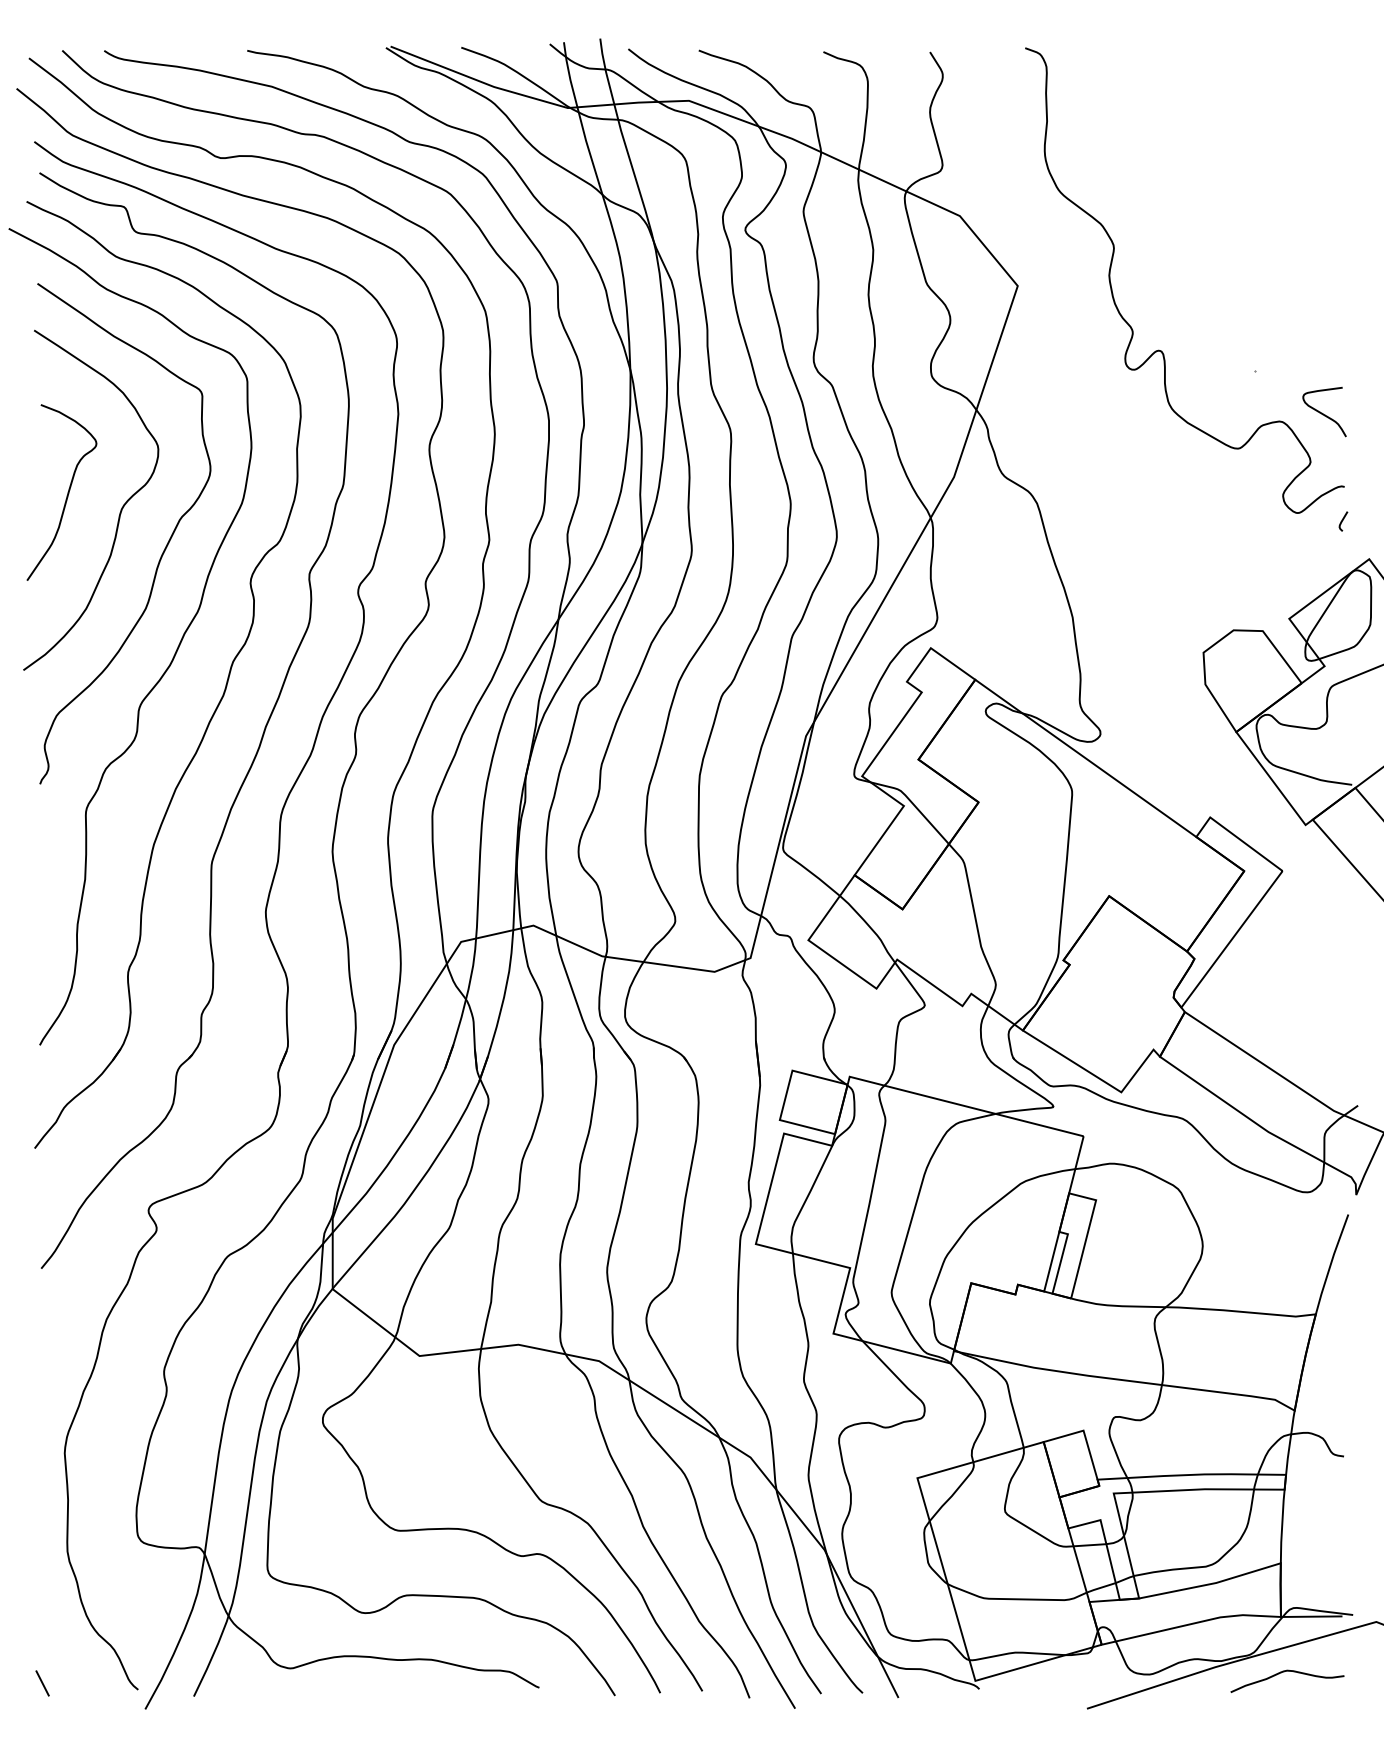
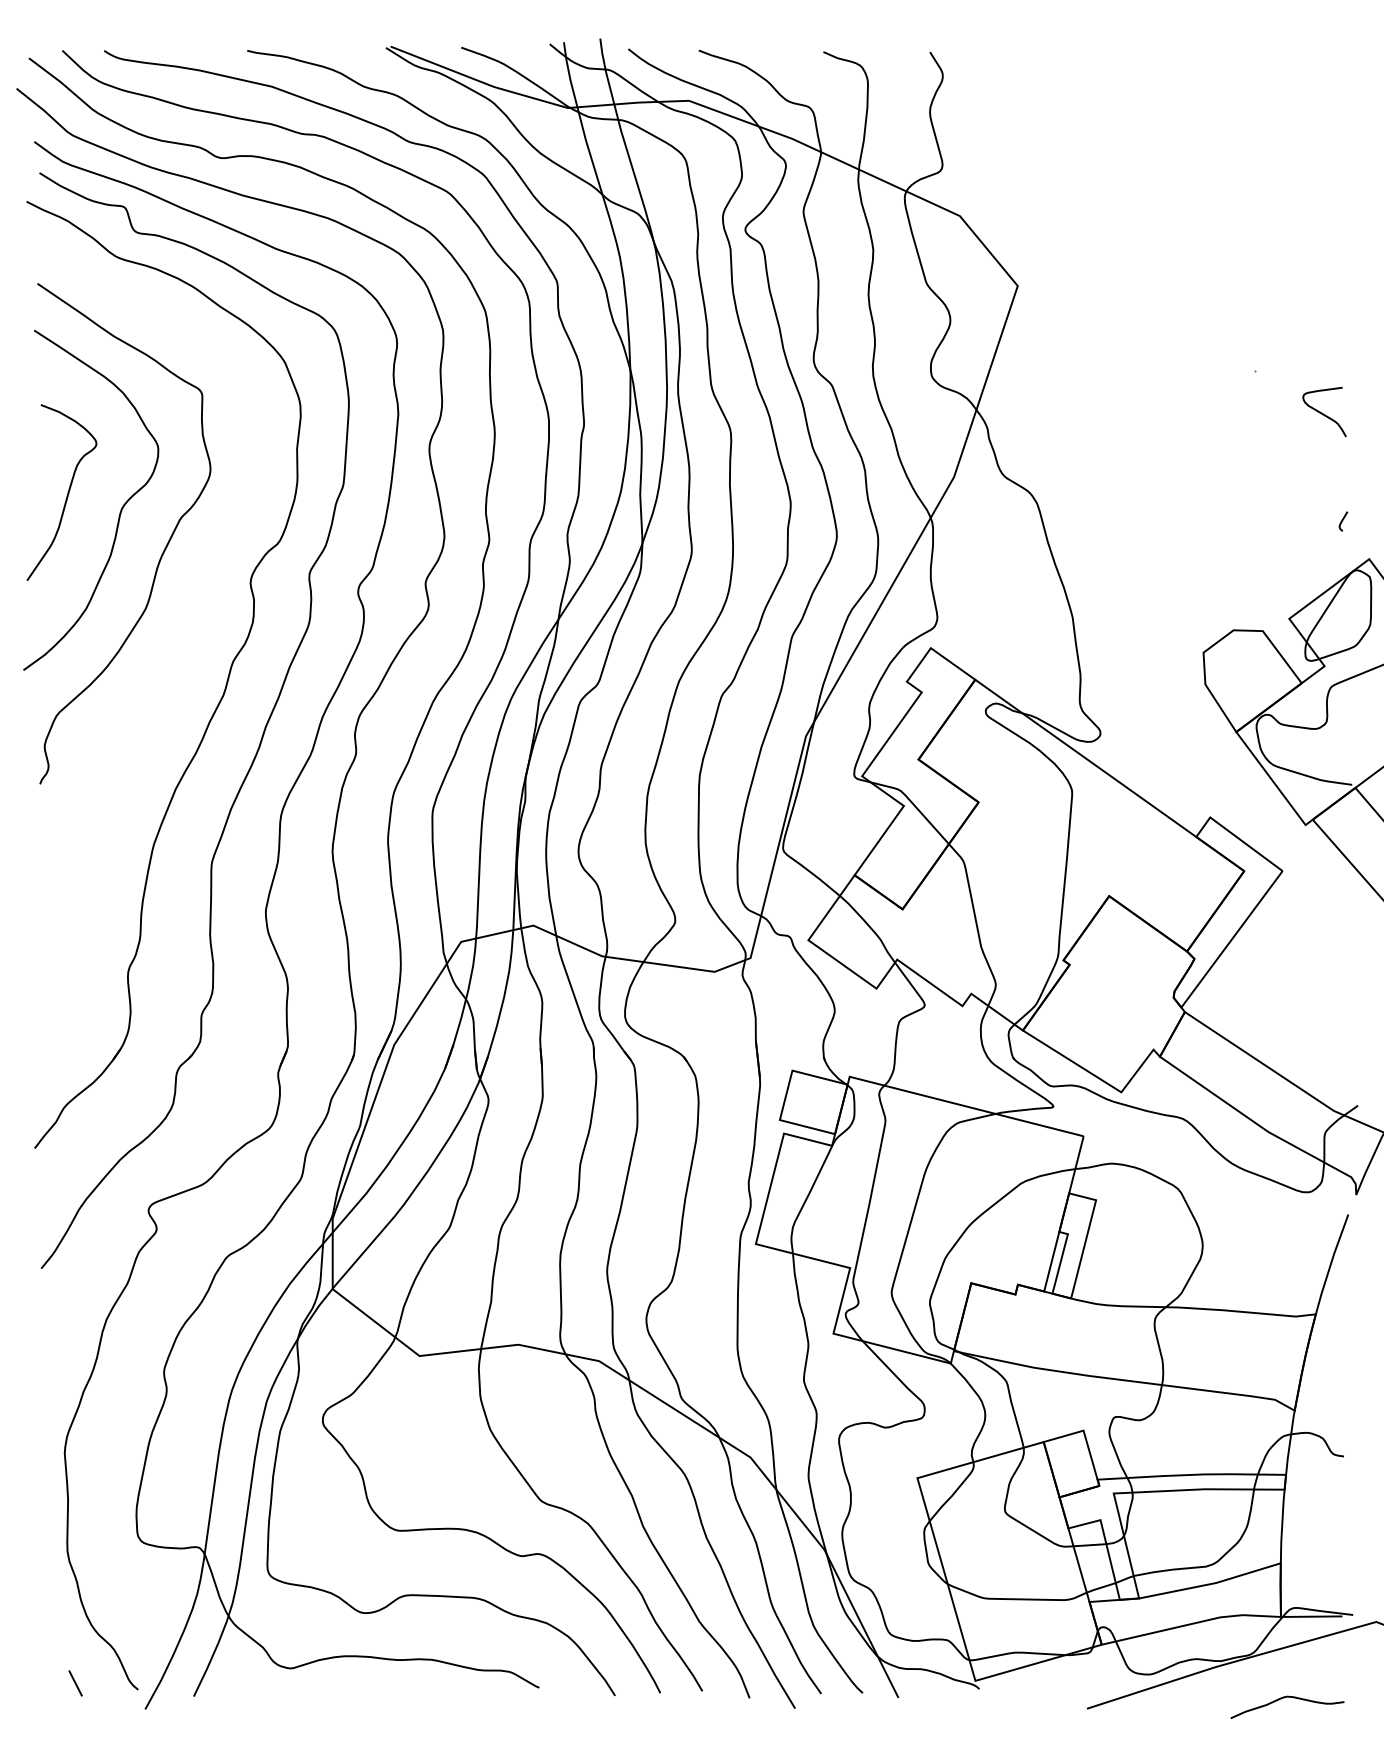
curve: present -> none (1131, 326)
curve: present -> none (172, 657)
curve position: (1284, 1672) -> (1284, 1698) (1284, 1698)
line position: (42, 1683) -> (75, 1683) (75, 1683)
